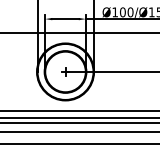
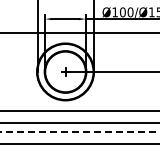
line: present -> none (79, 118)
line: solid -> dashed (80, 131)
